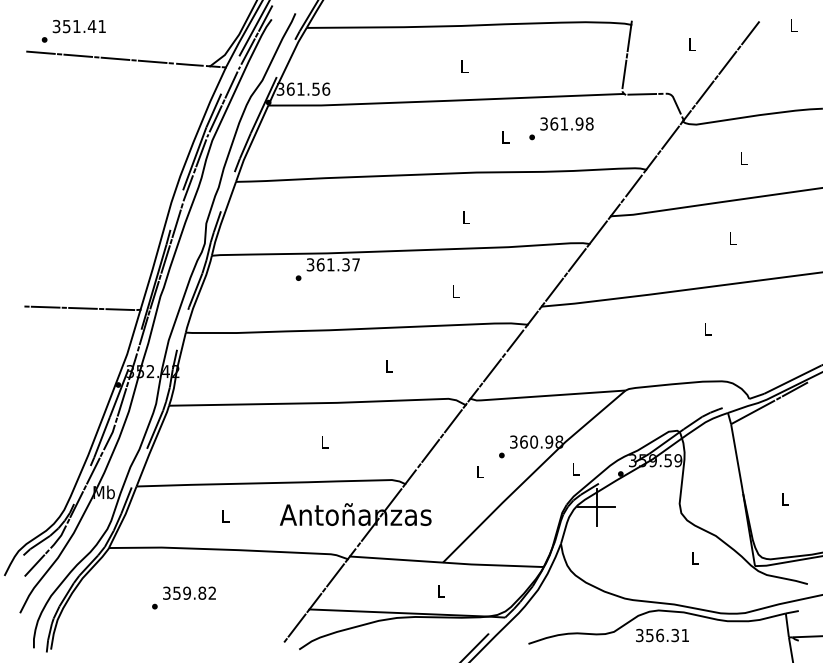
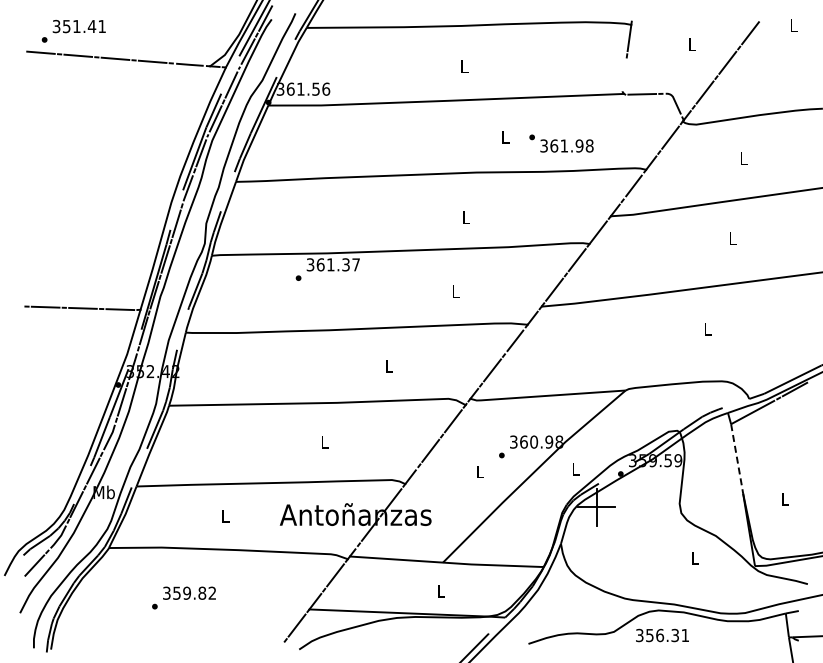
line: present -> none (624, 74)
text position: (566, 123) -> (566, 145) (566, 145)
line: solid -> dashed (737, 459)
